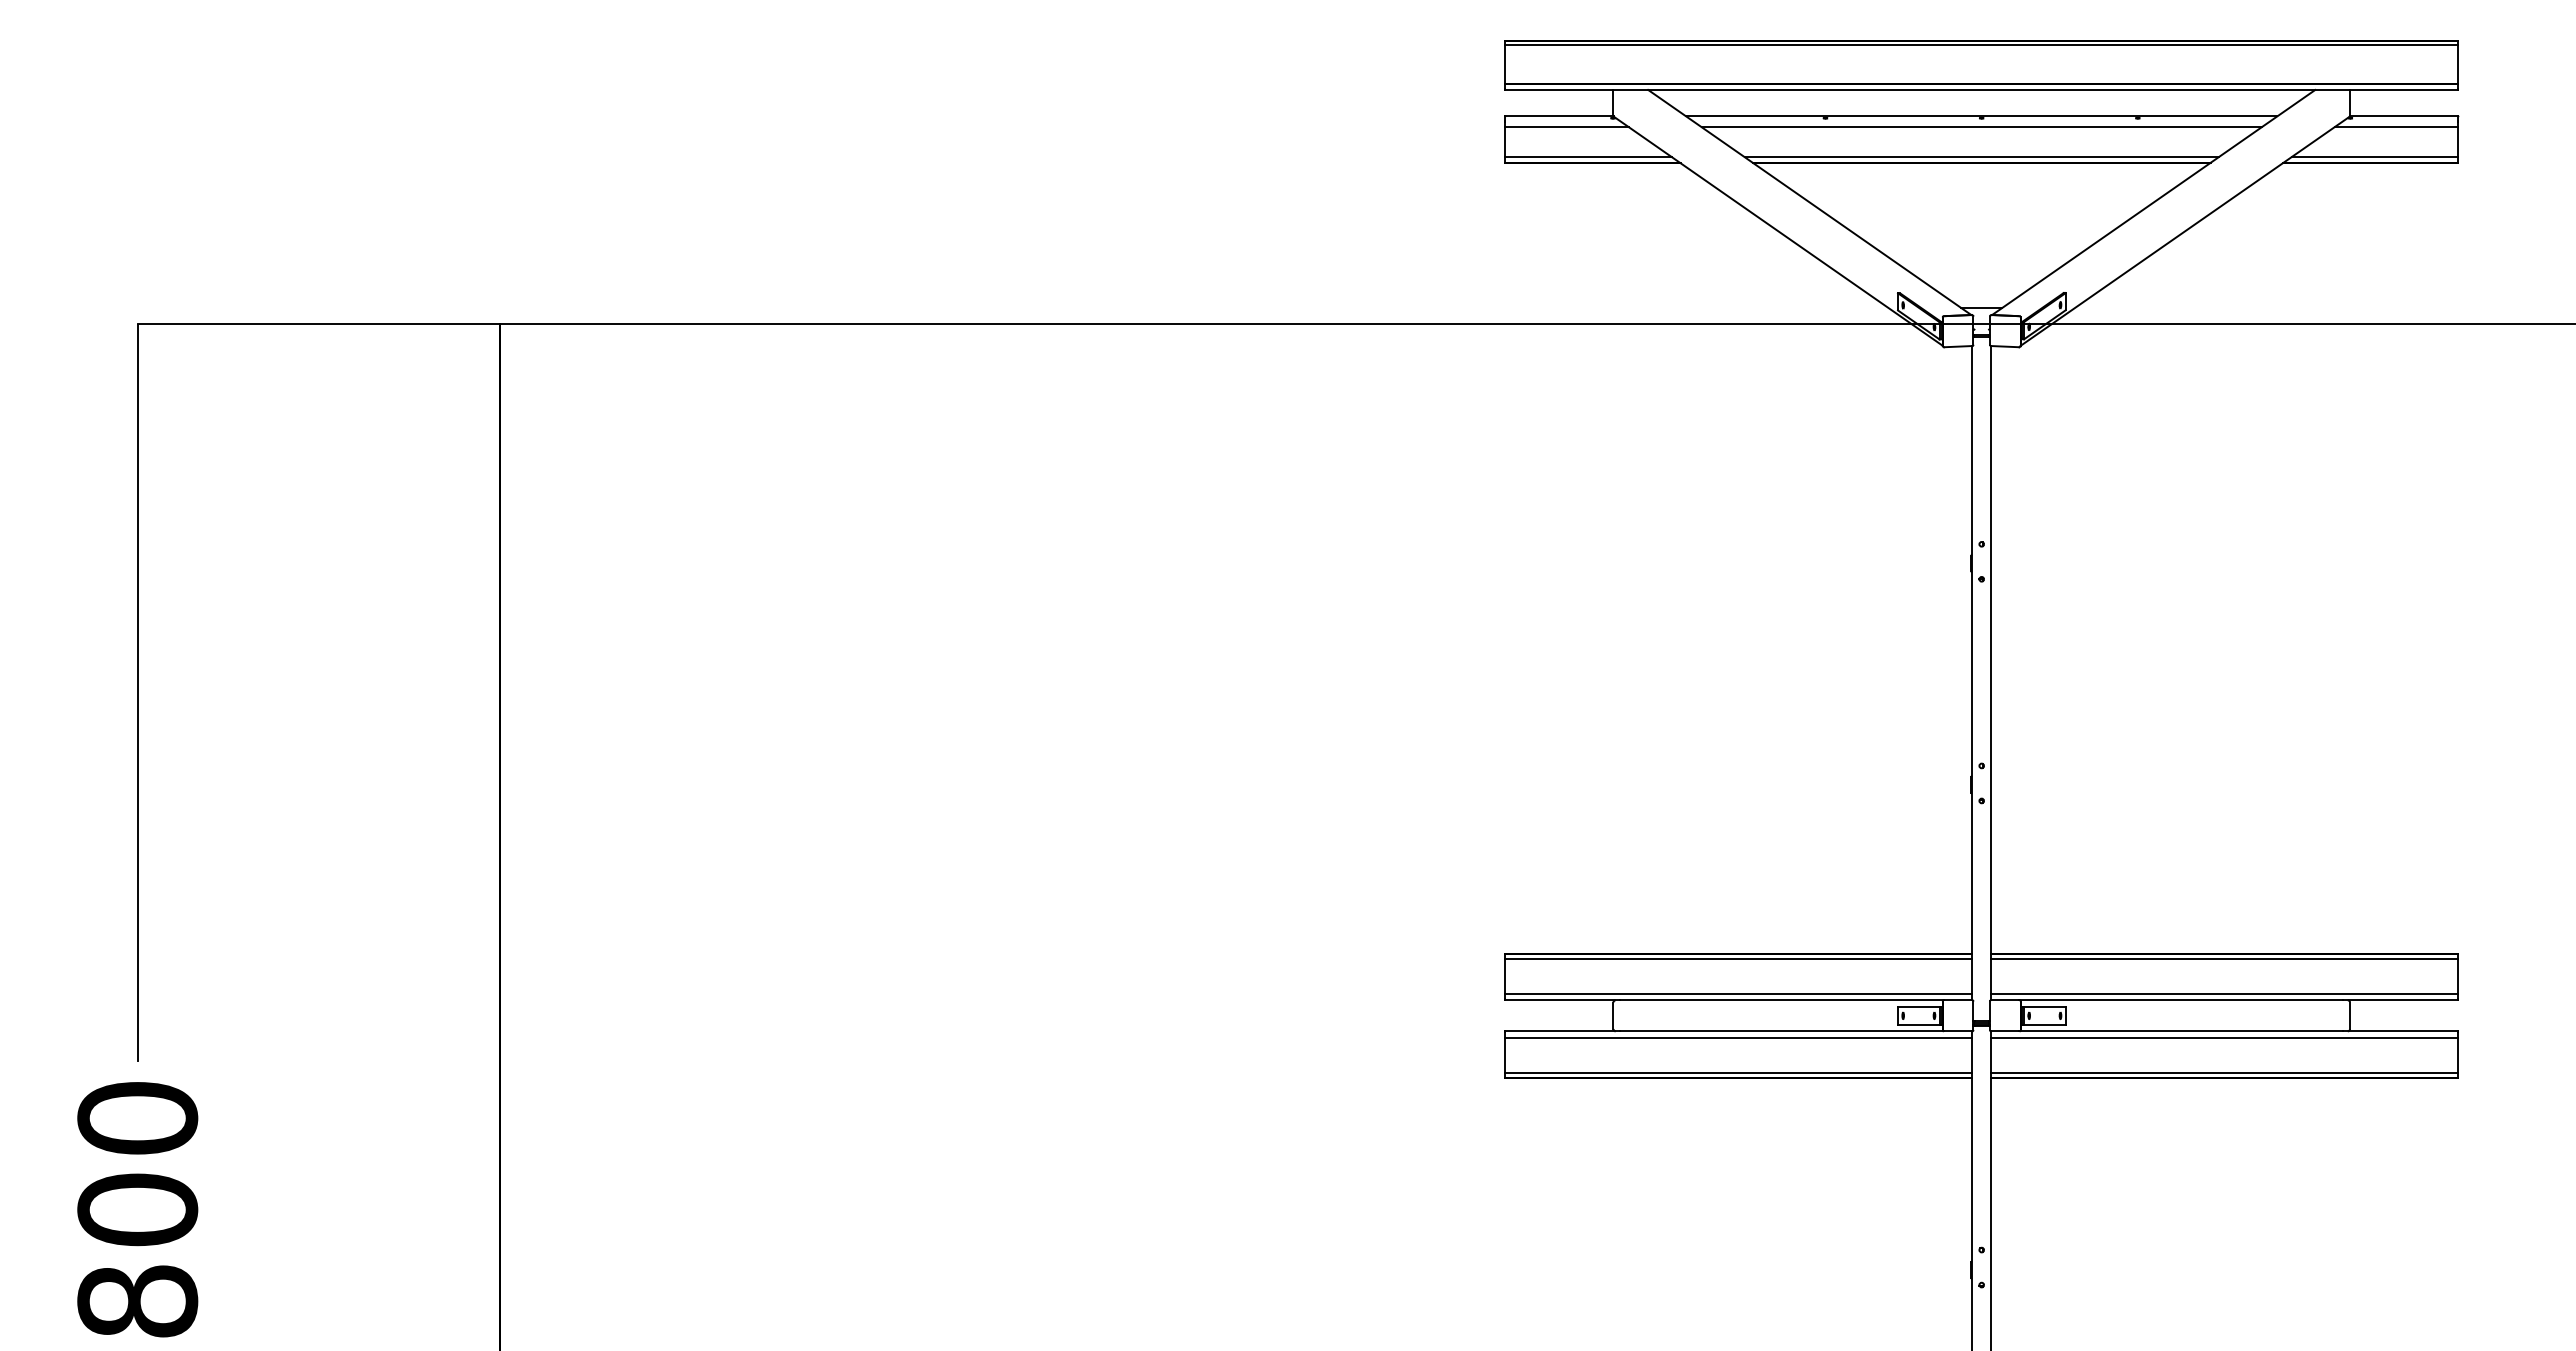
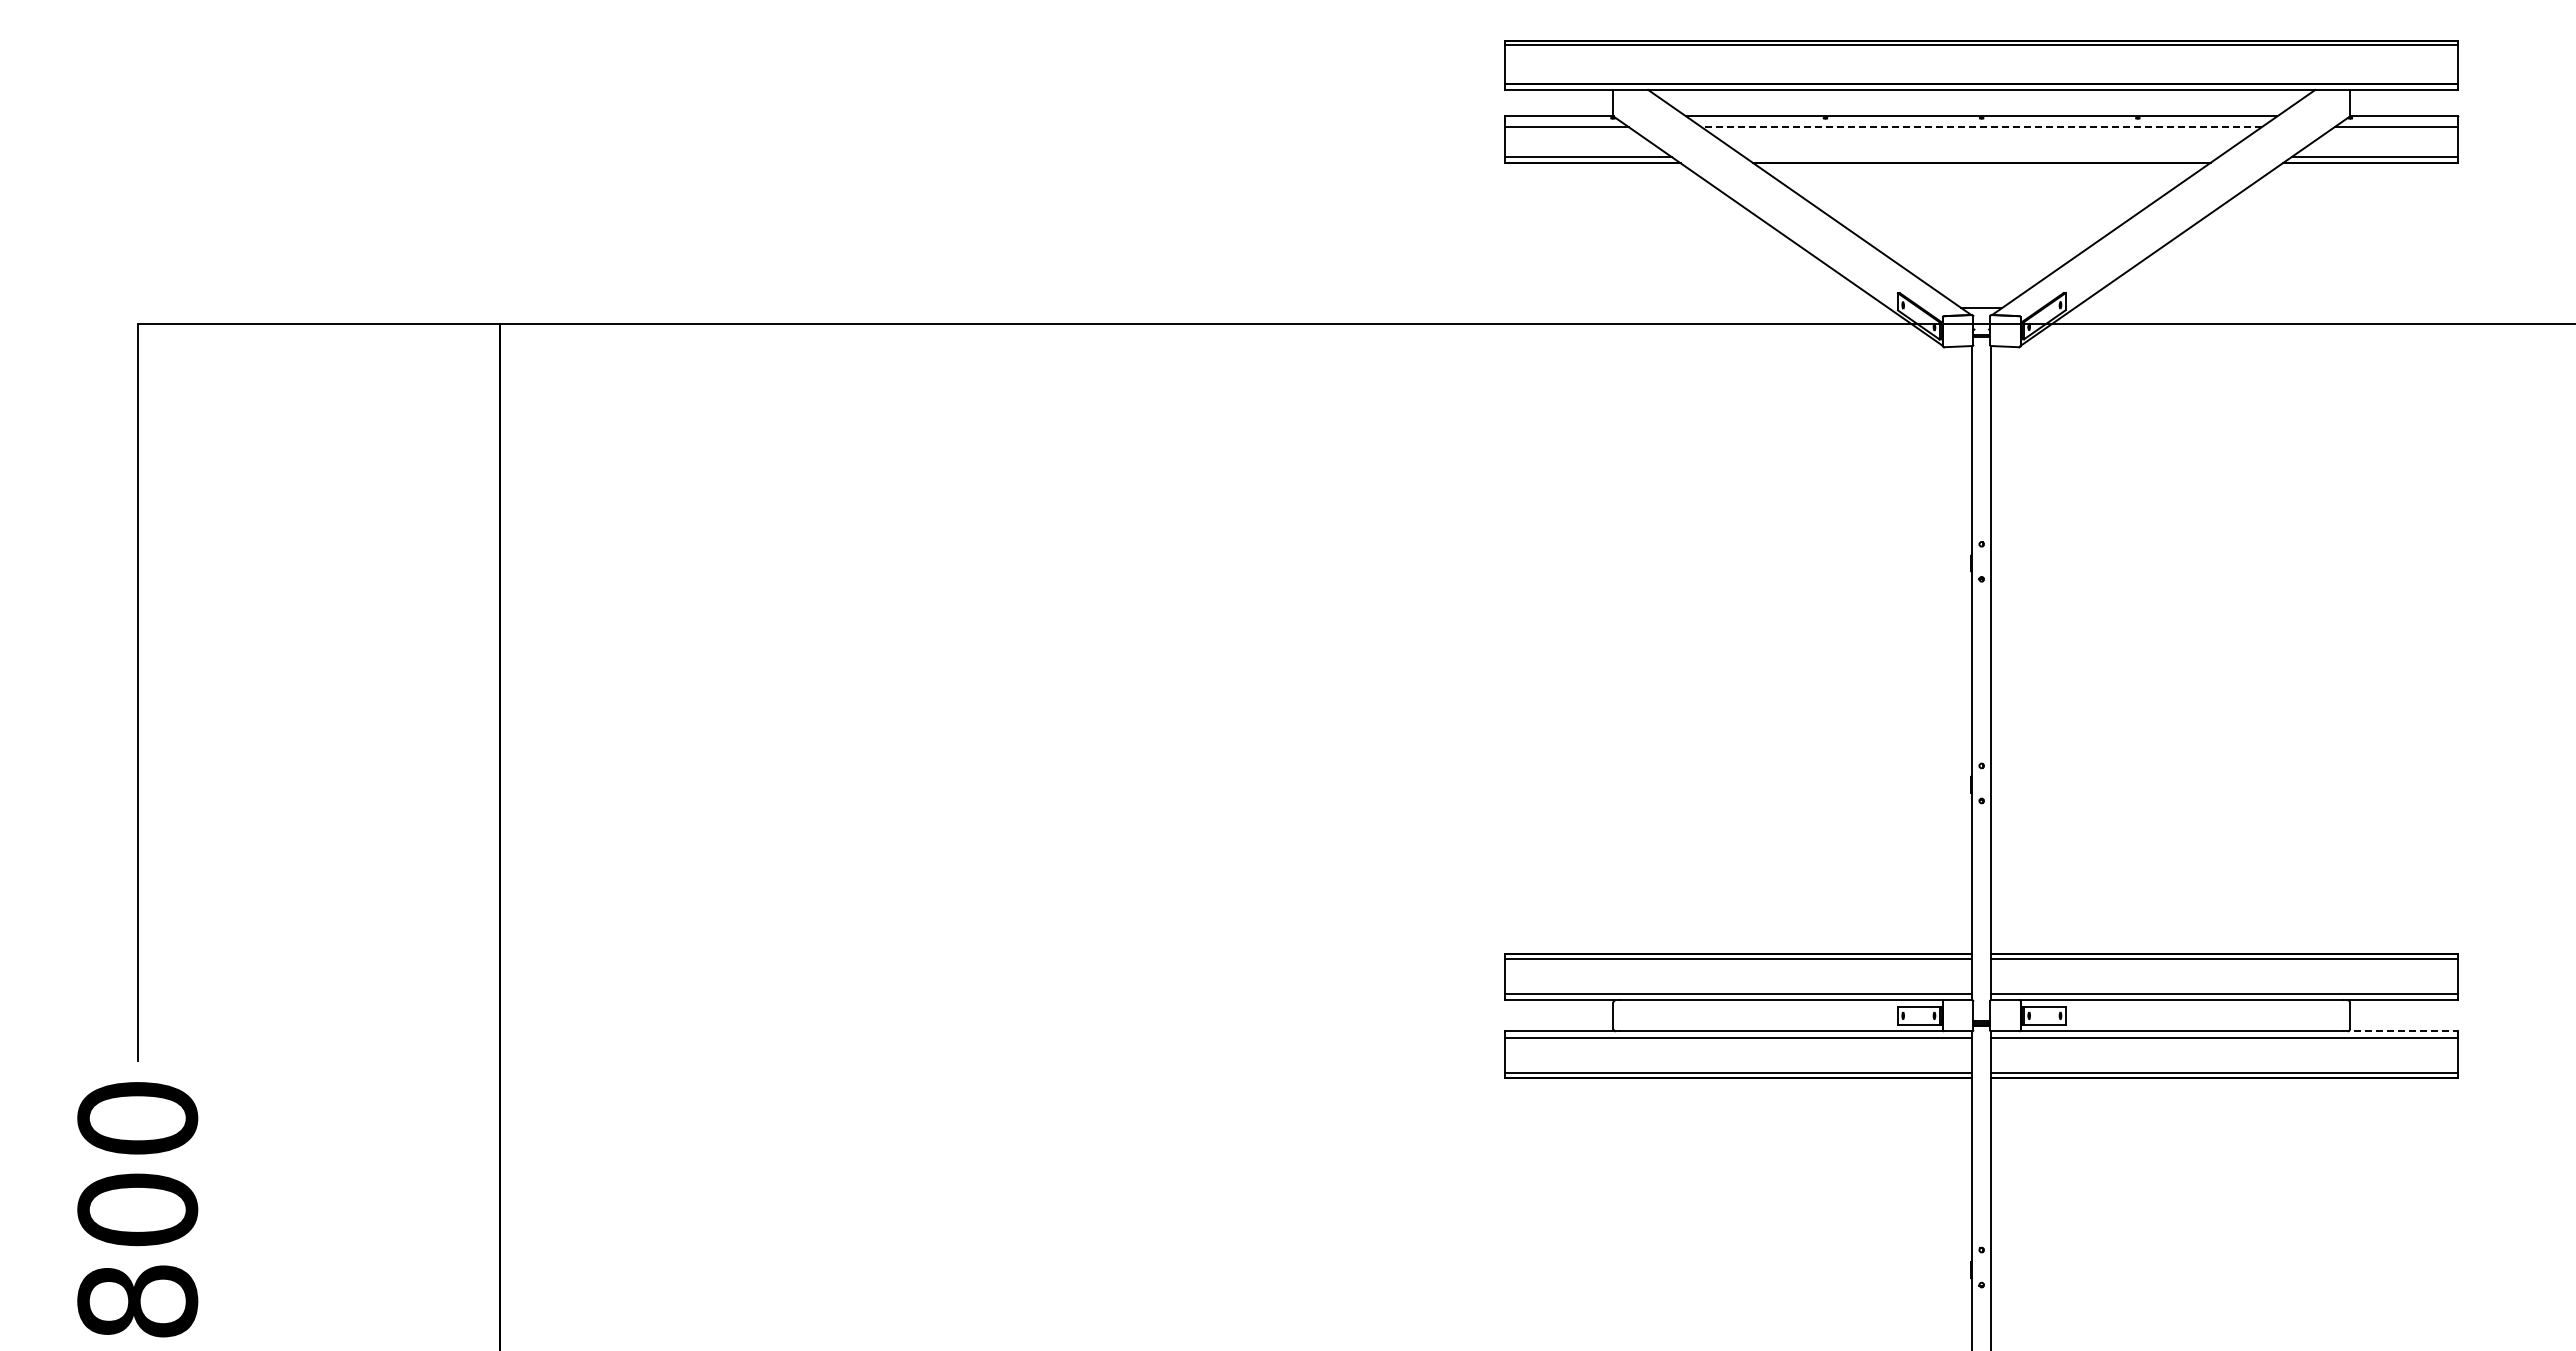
line: solid -> dashed (1981, 127)
line: present -> none (1981, 157)
line: solid -> dashed (2401, 1031)
